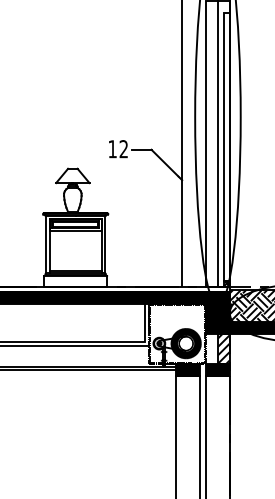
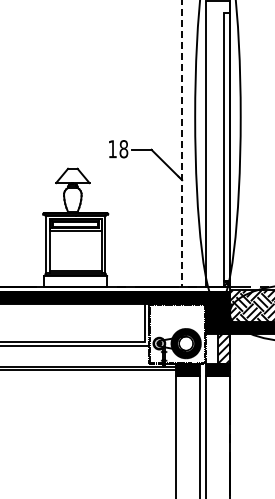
line: solid -> dashed (182, 143)
line: present -> none (217, 144)
text: 12 -> 18 (123, 149)
